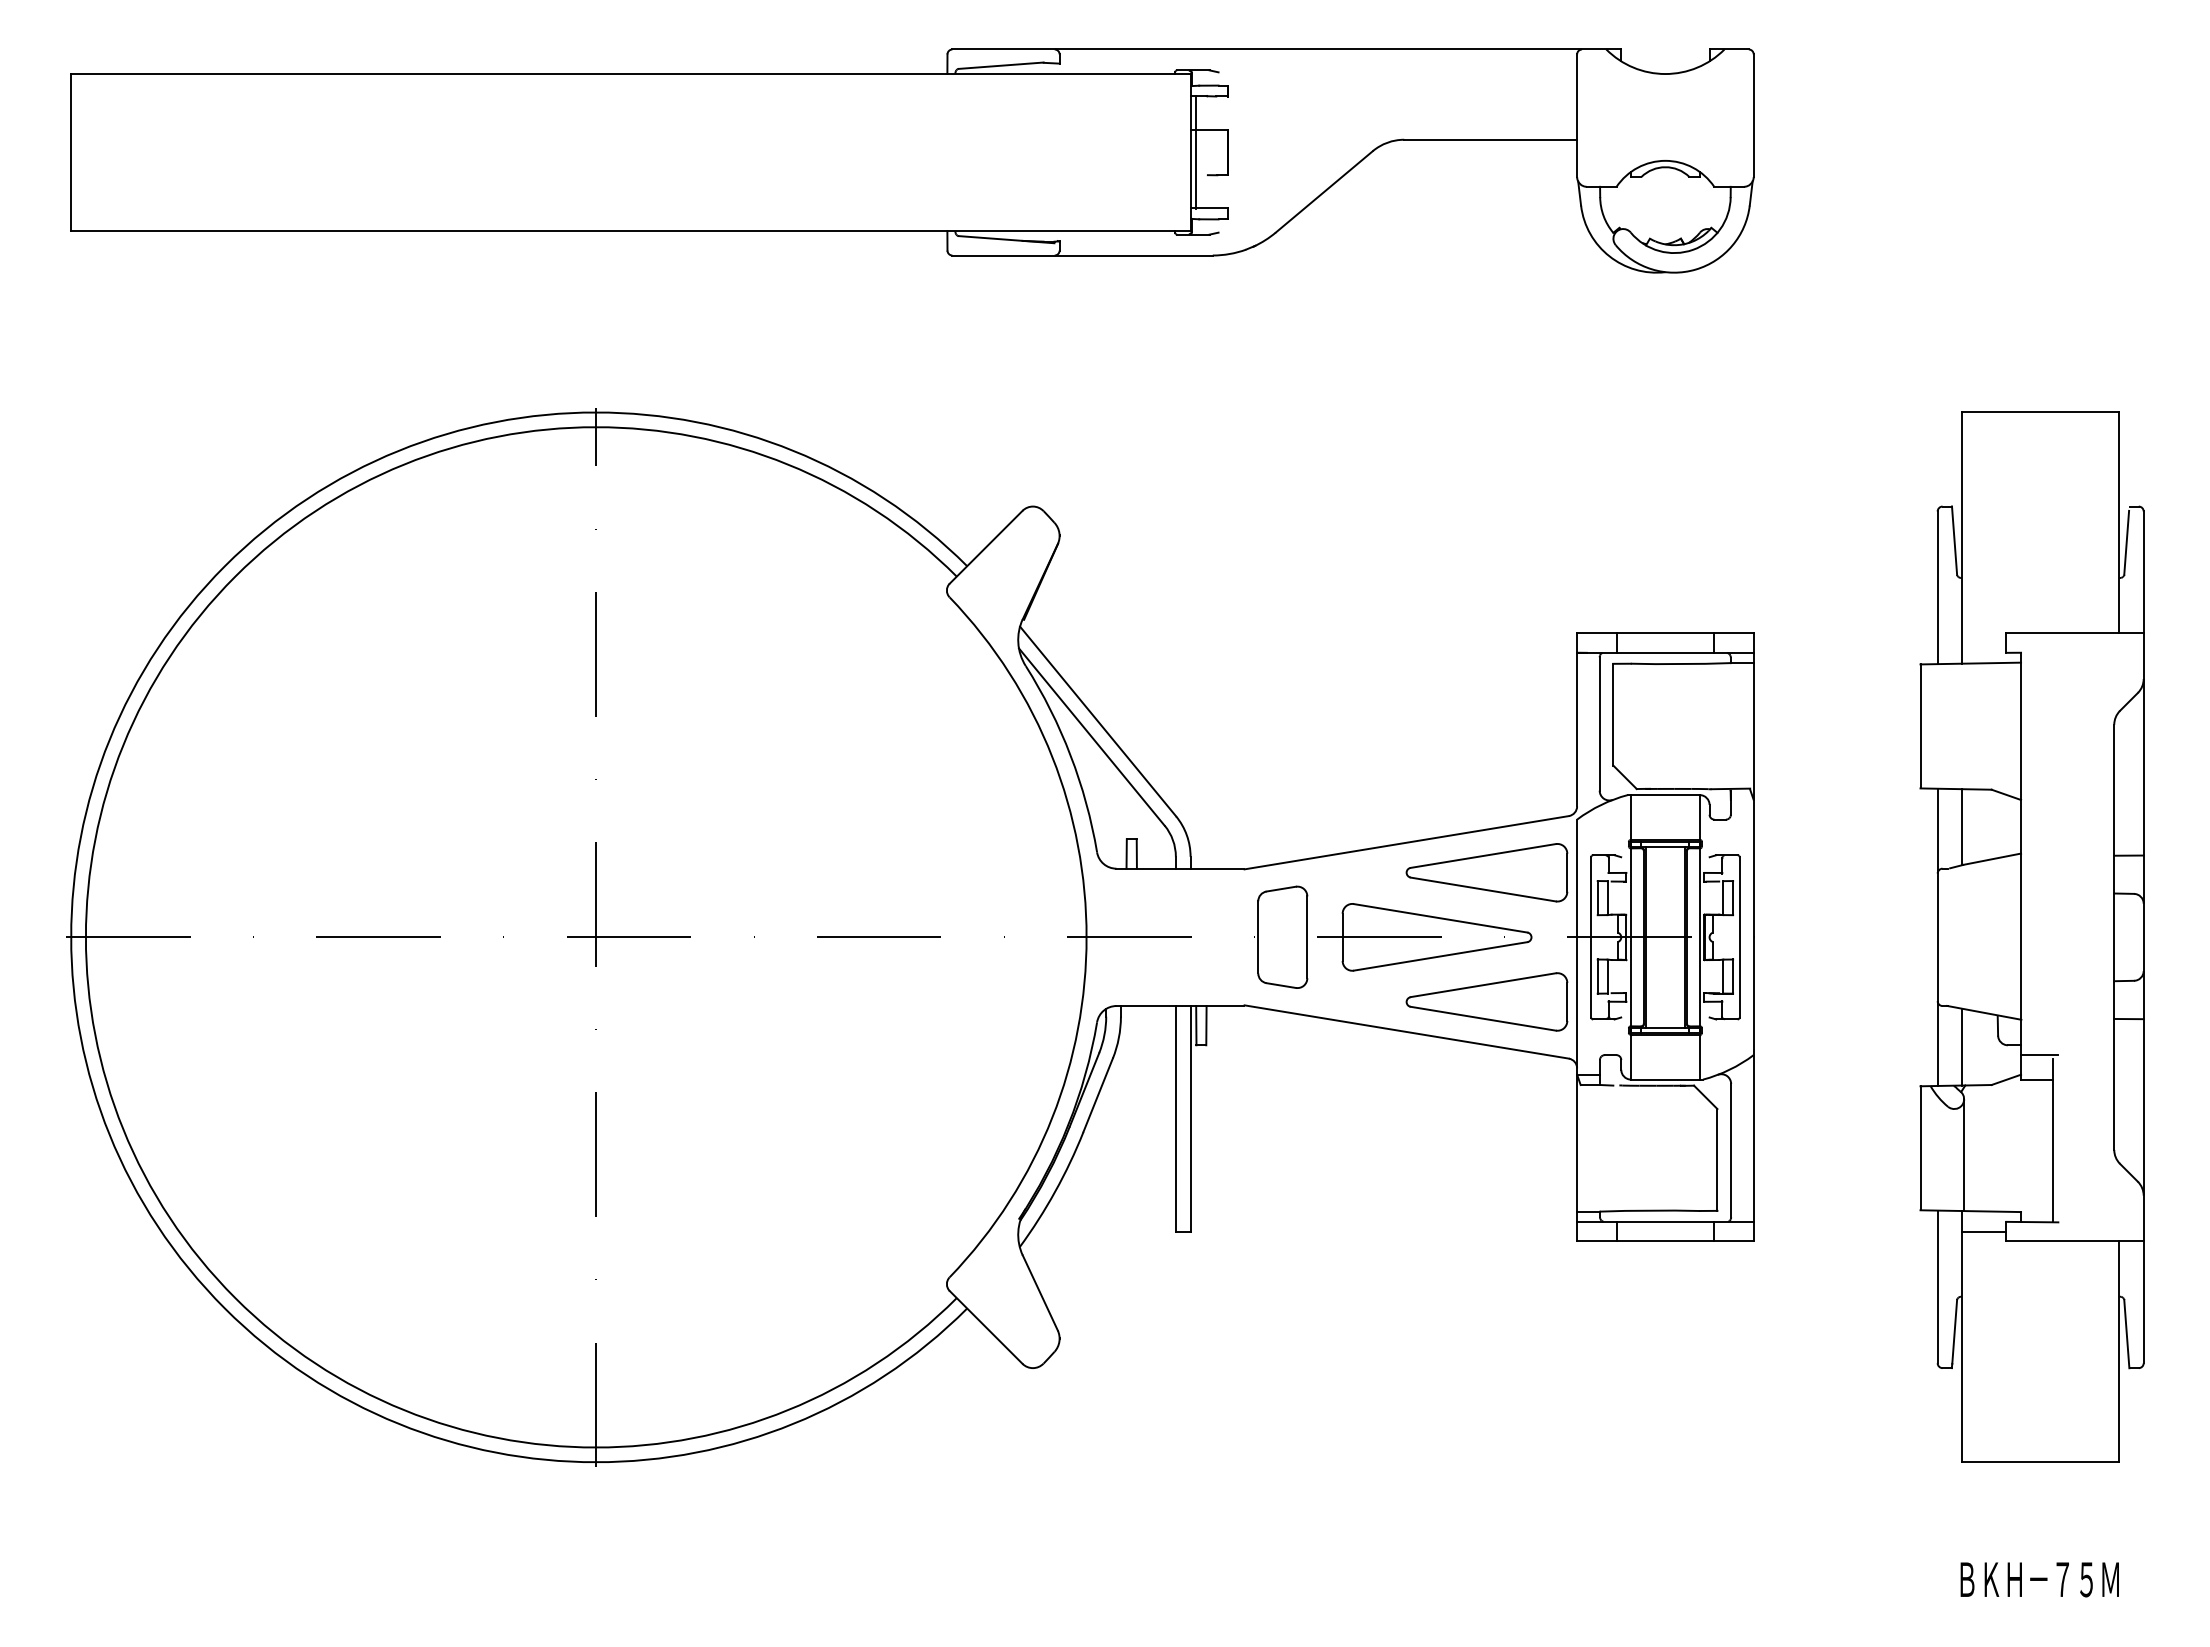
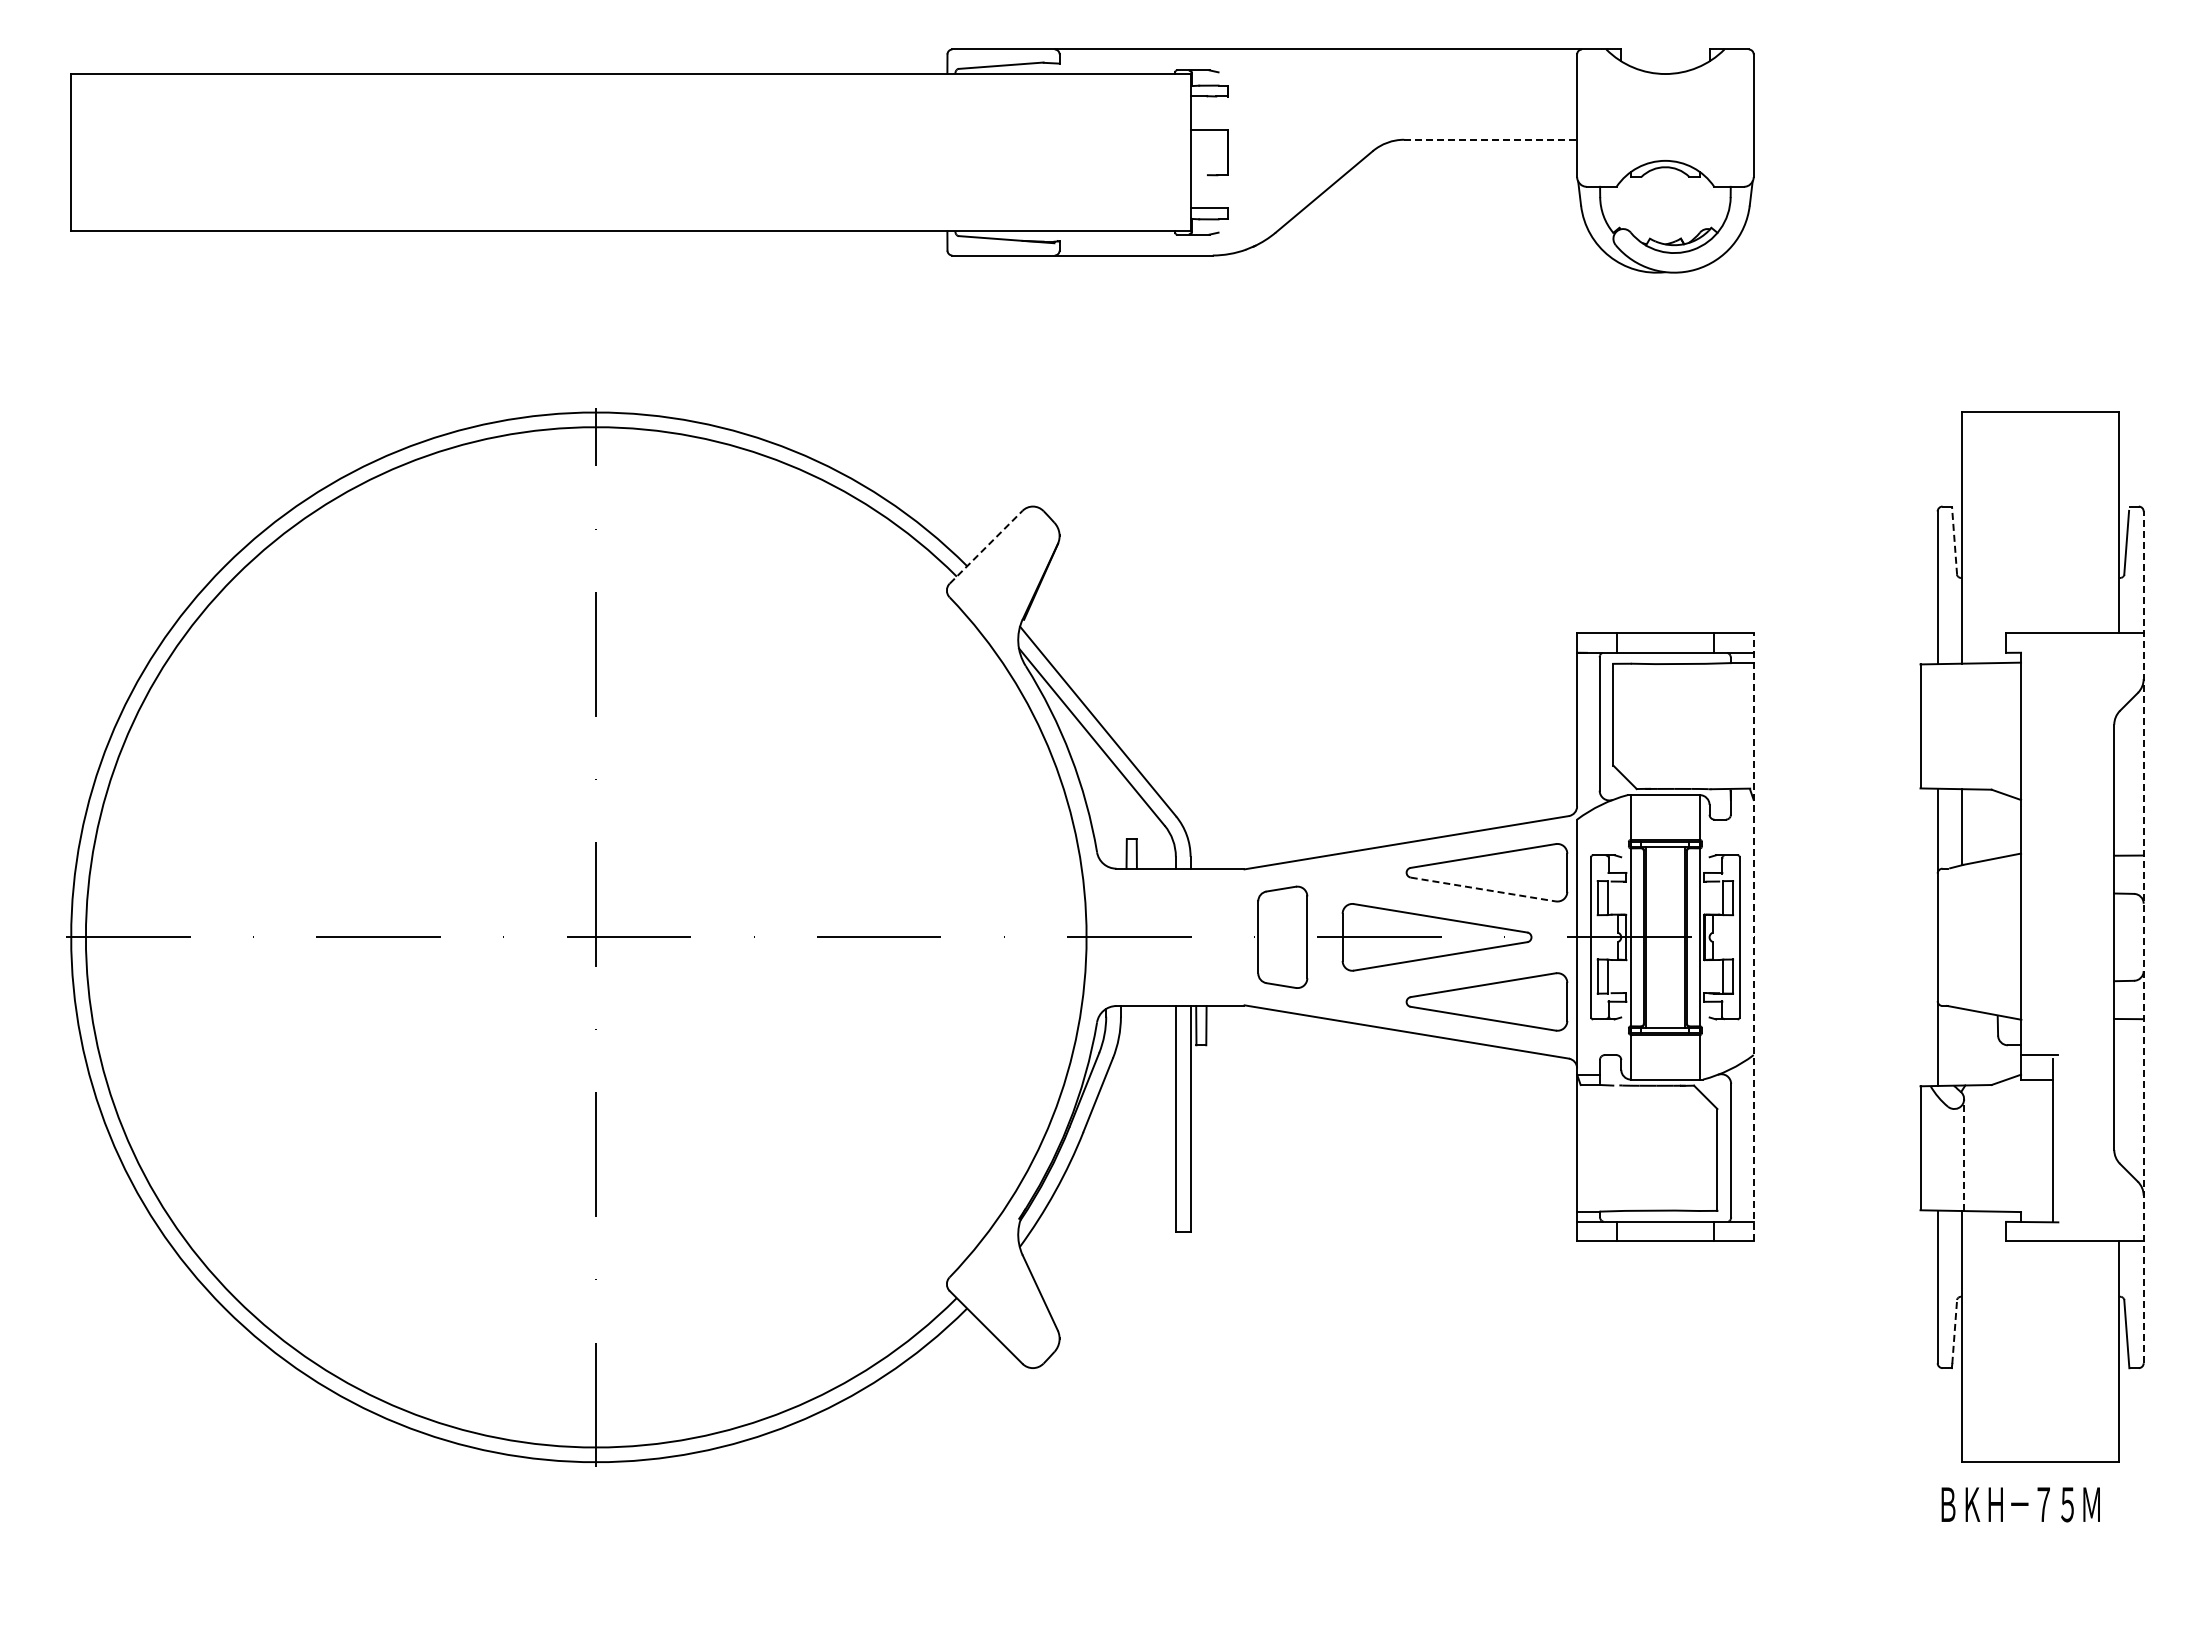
line: solid -> dashed (1491, 139)
line: present -> none (1195, 152)
line: solid -> dashed (1954, 540)
line: solid -> dashed (986, 546)
line: solid -> dashed (1483, 889)
line: solid -> dashed (1753, 936)
line: solid -> dashed (2143, 937)
line: present -> none (1962, 1047)
line: solid -> dashed (1964, 1155)
line: present -> none (1984, 1231)
line: solid -> dashed (1954, 1331)
text position: (2039, 1579) -> (2020, 1504) (2020, 1504)
